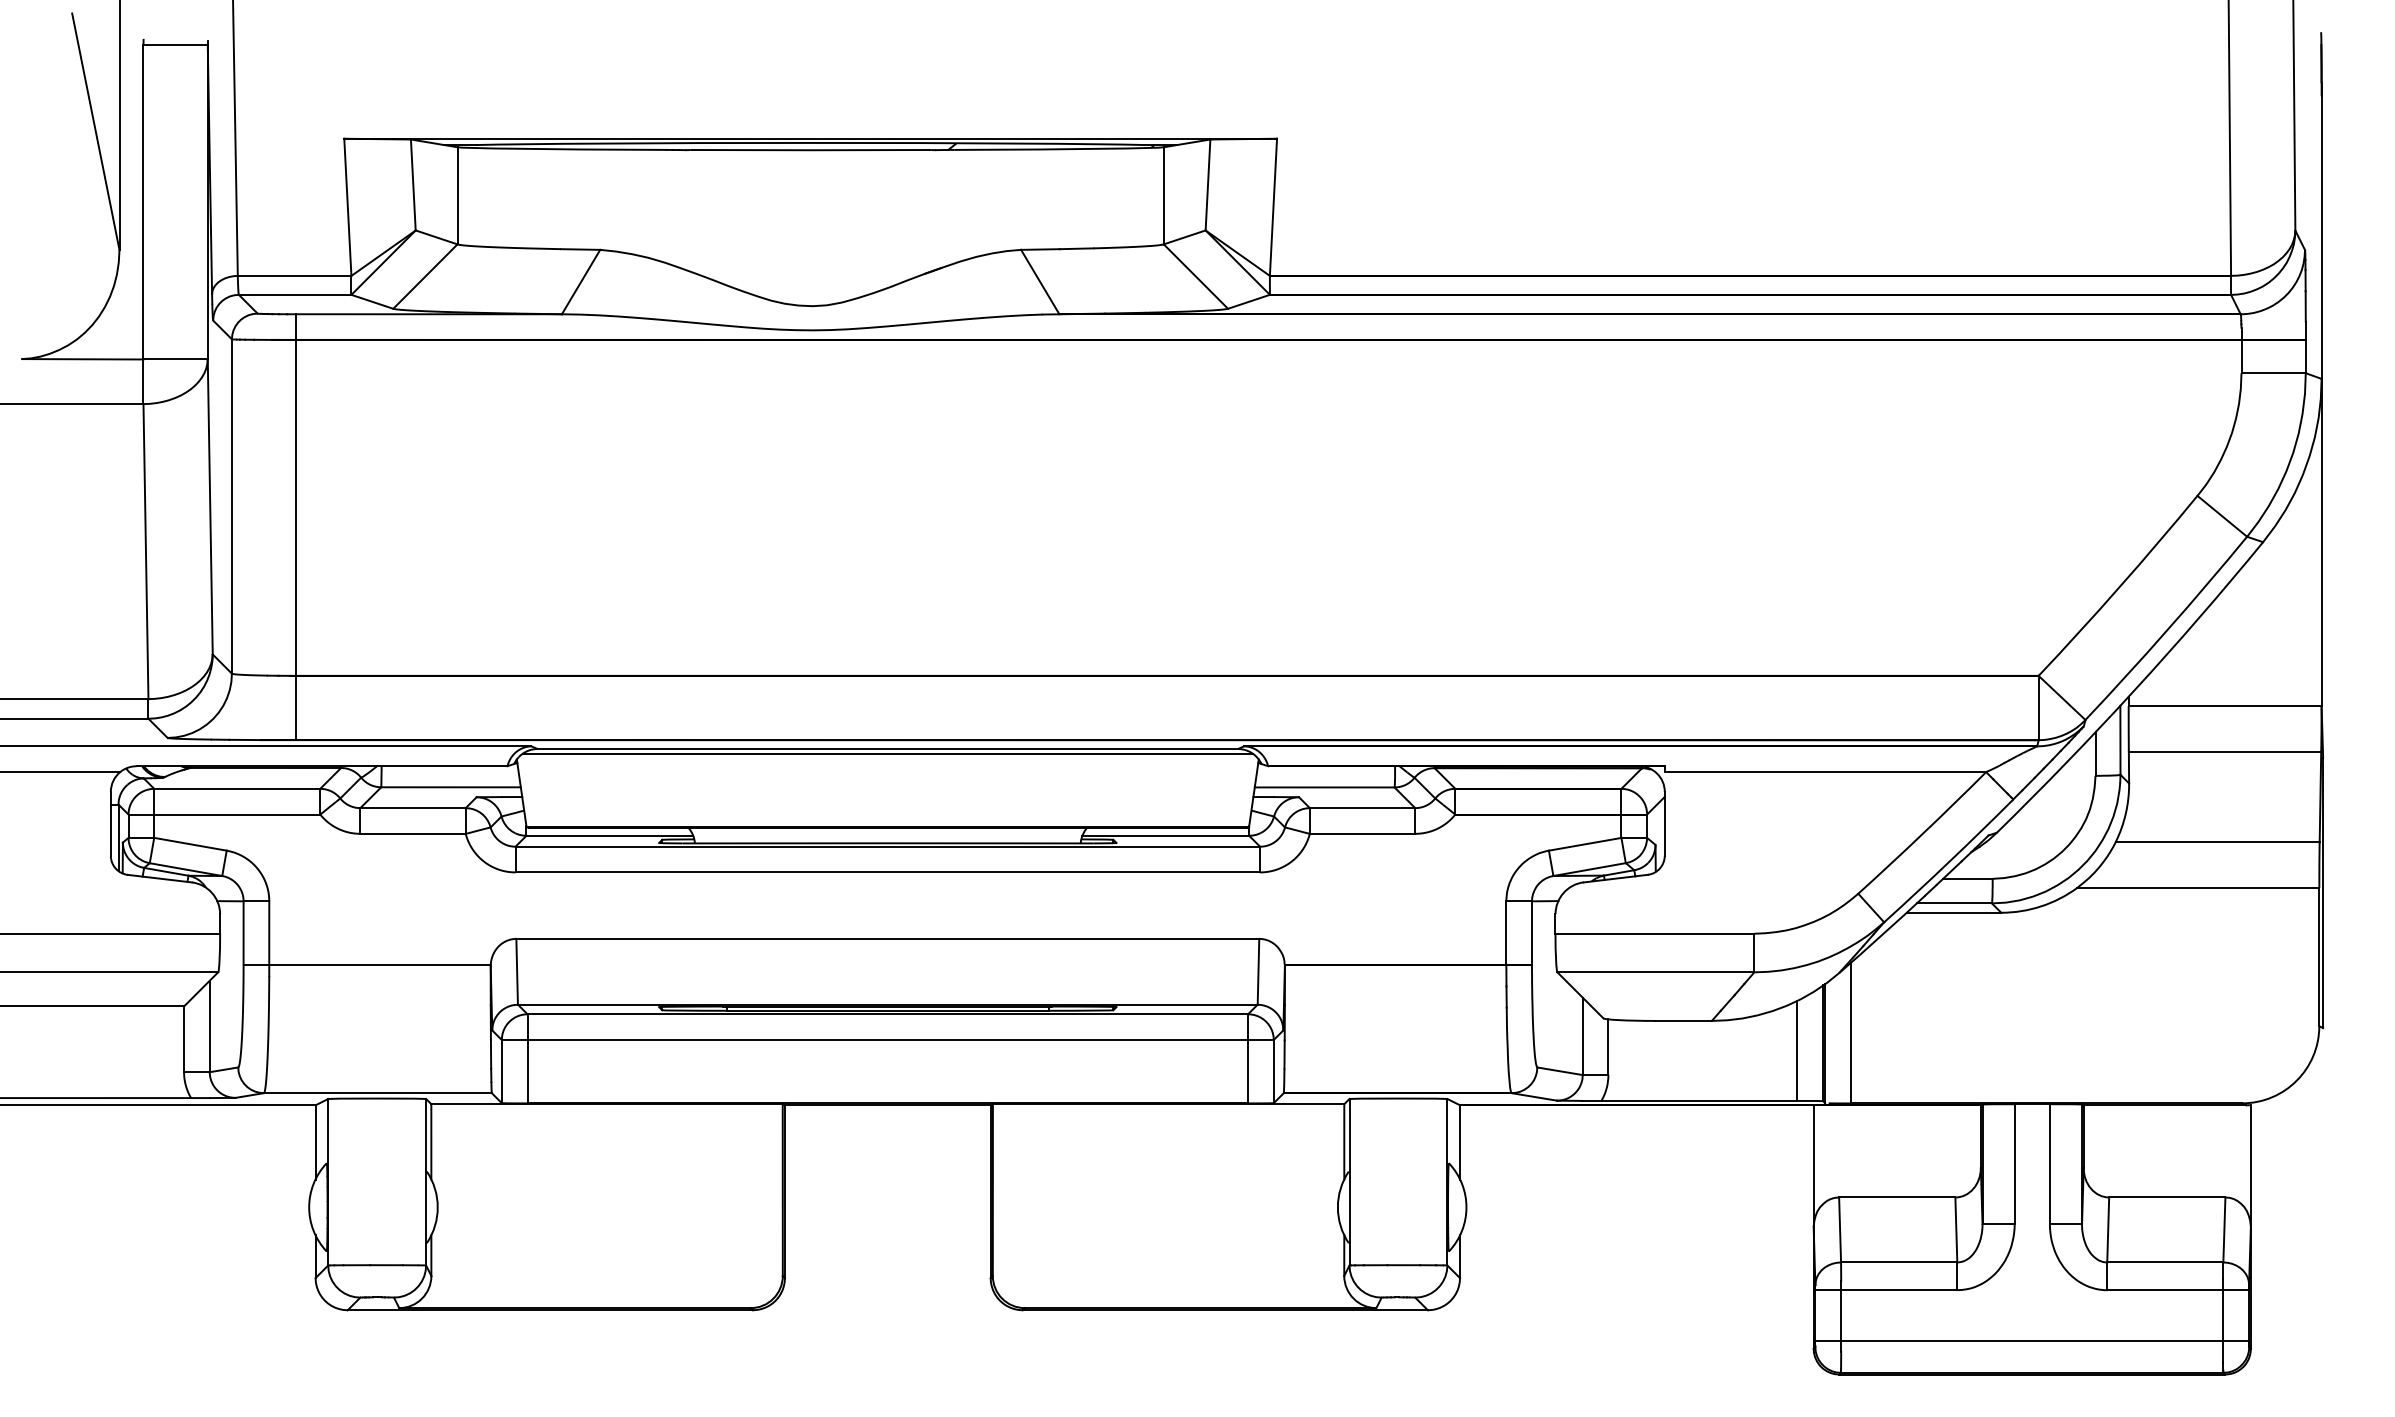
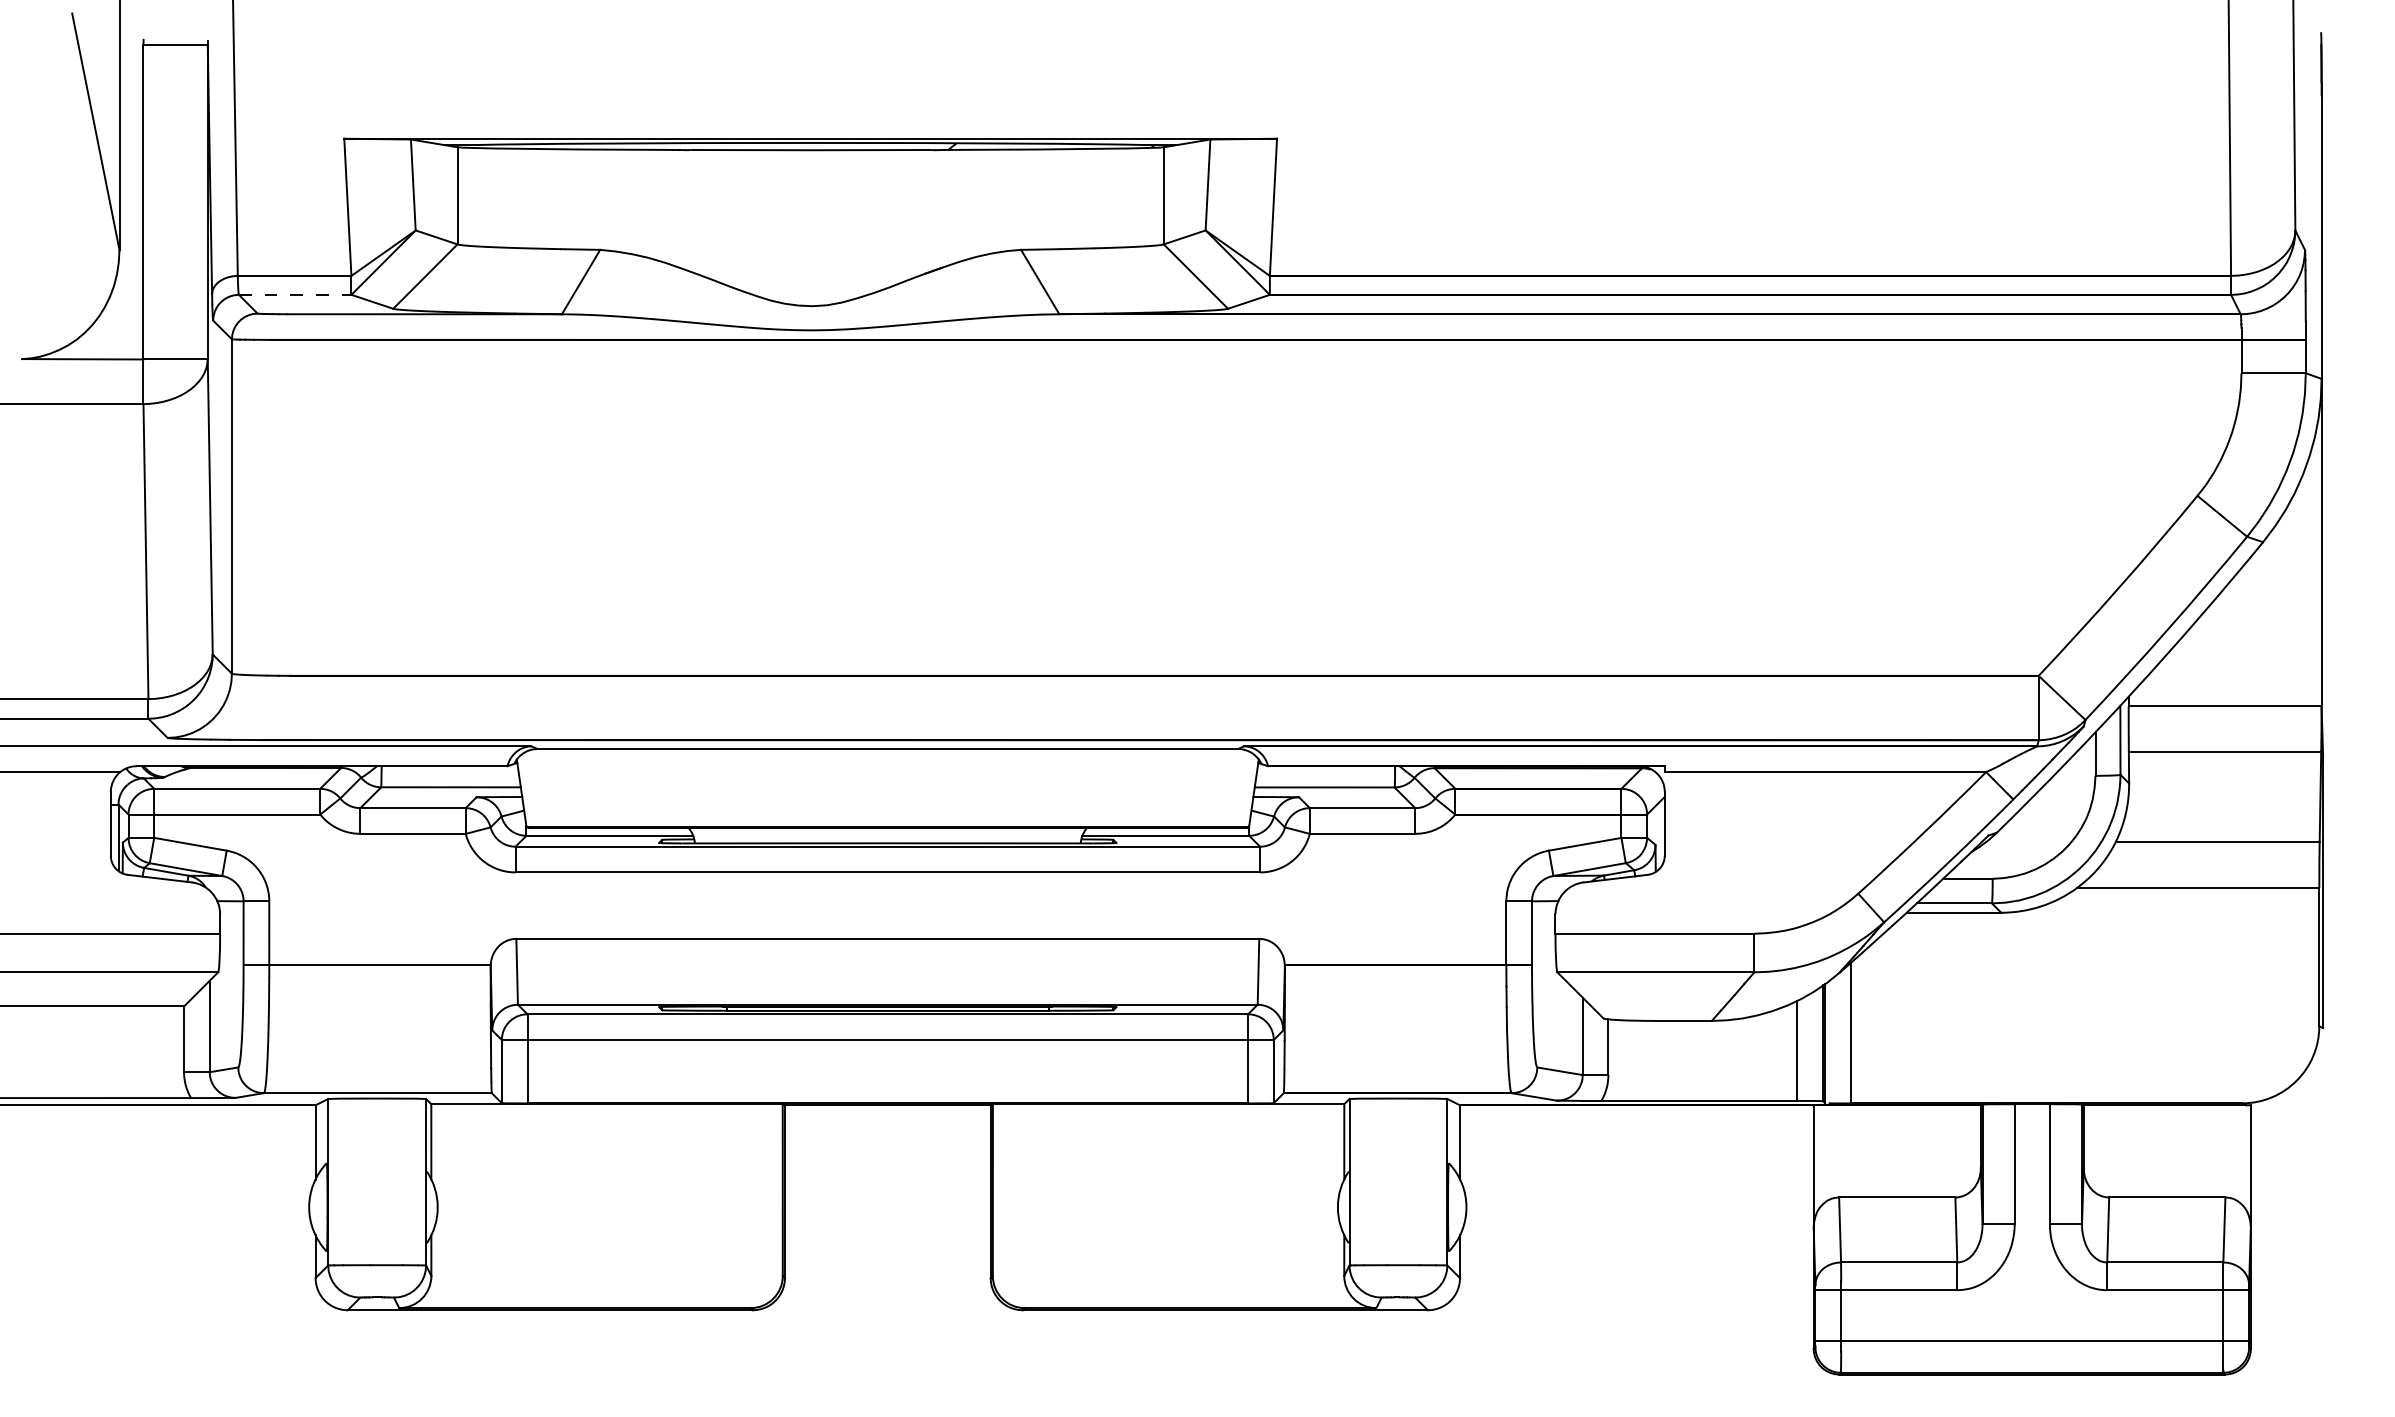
line: solid -> dashed (295, 294)
line: present -> none (296, 527)
line: present -> none (887, 753)
